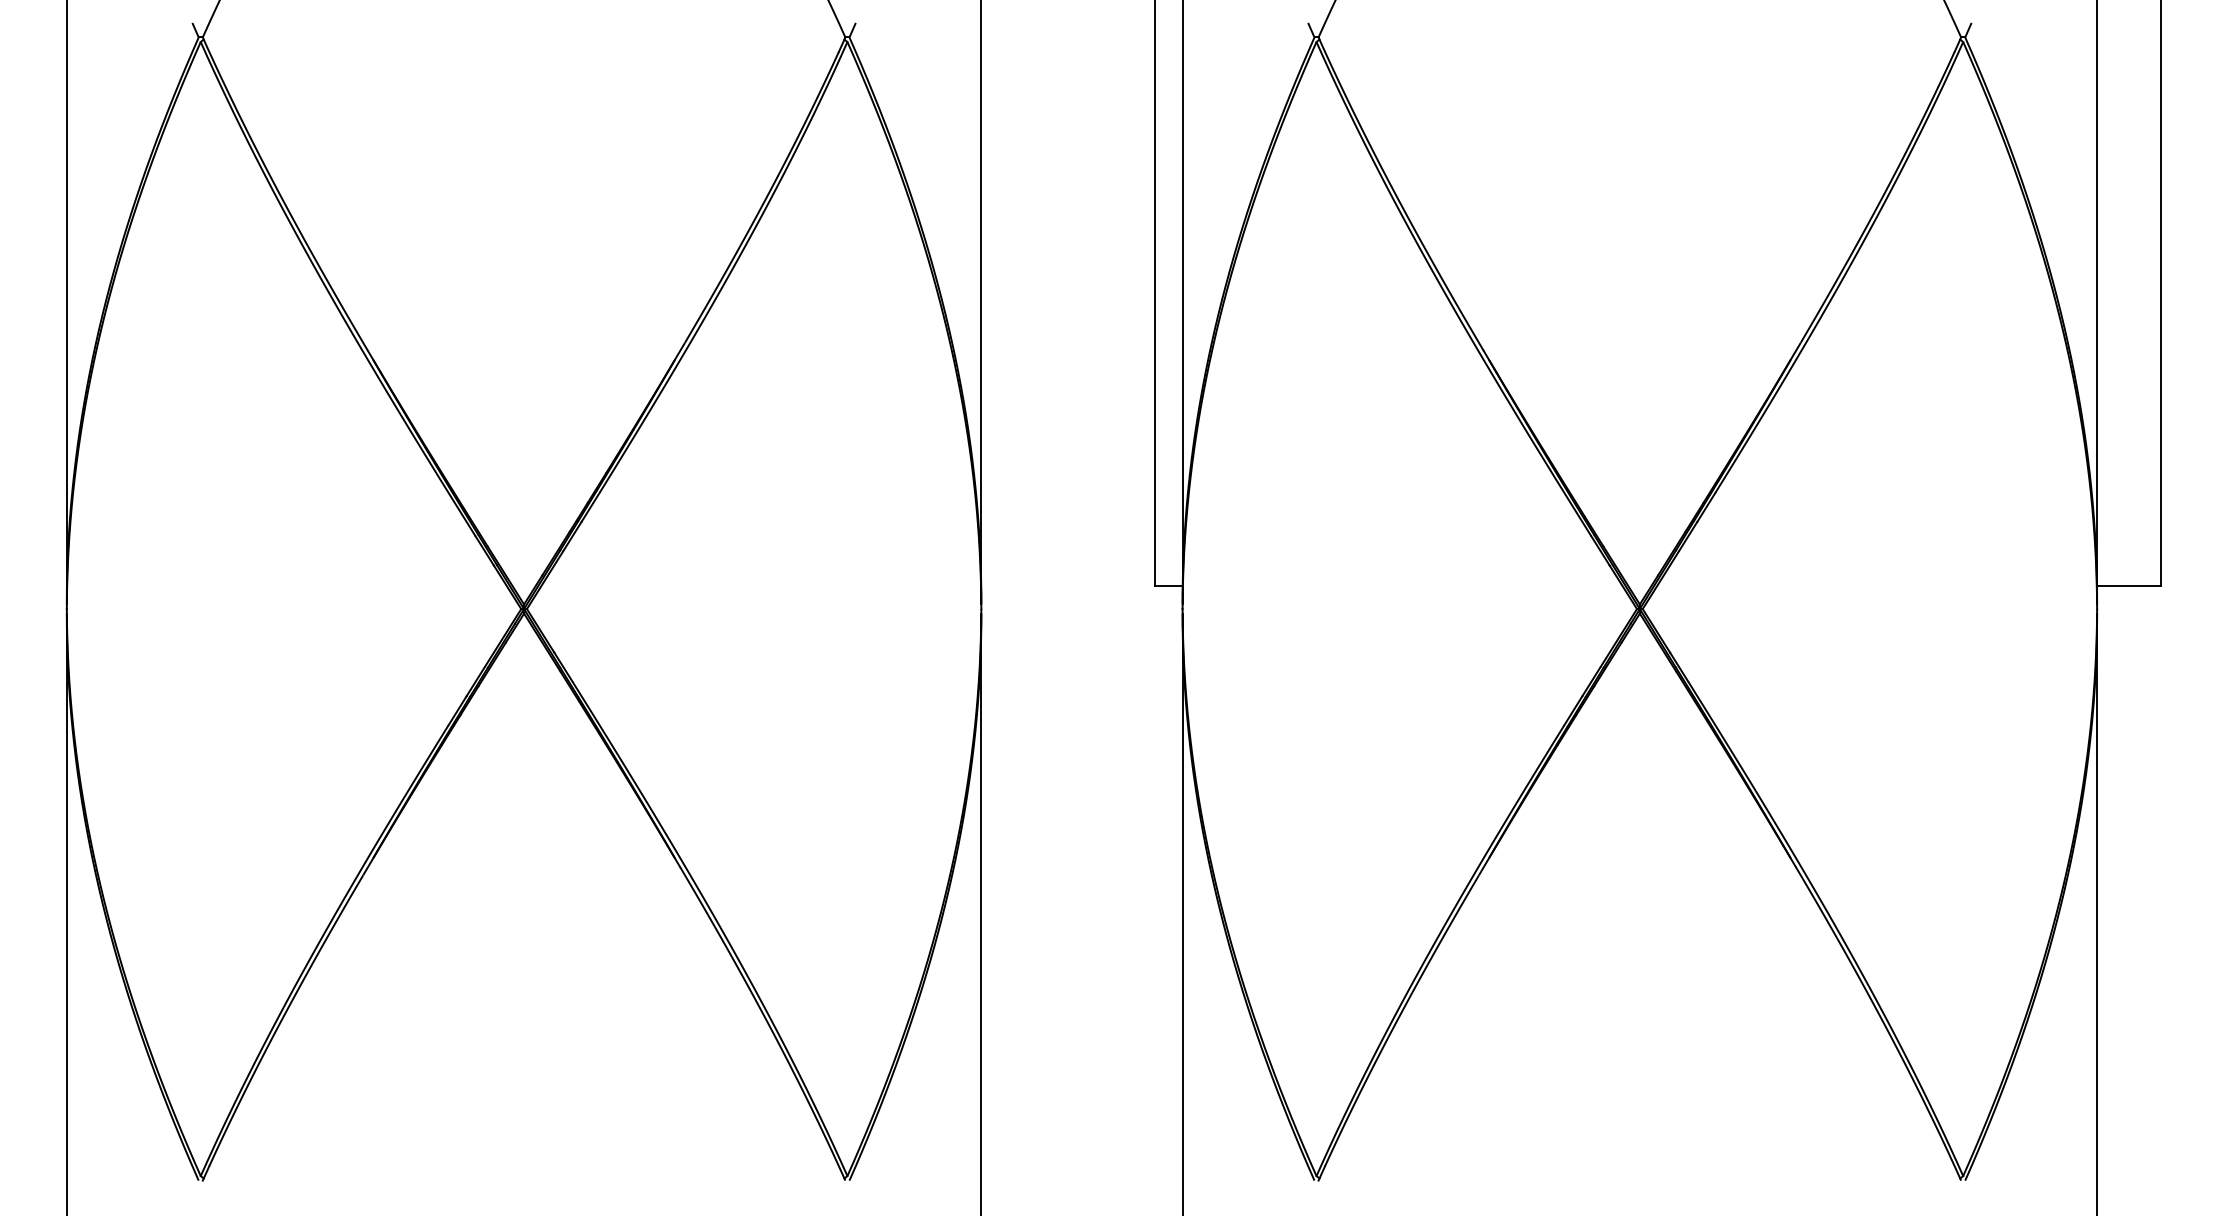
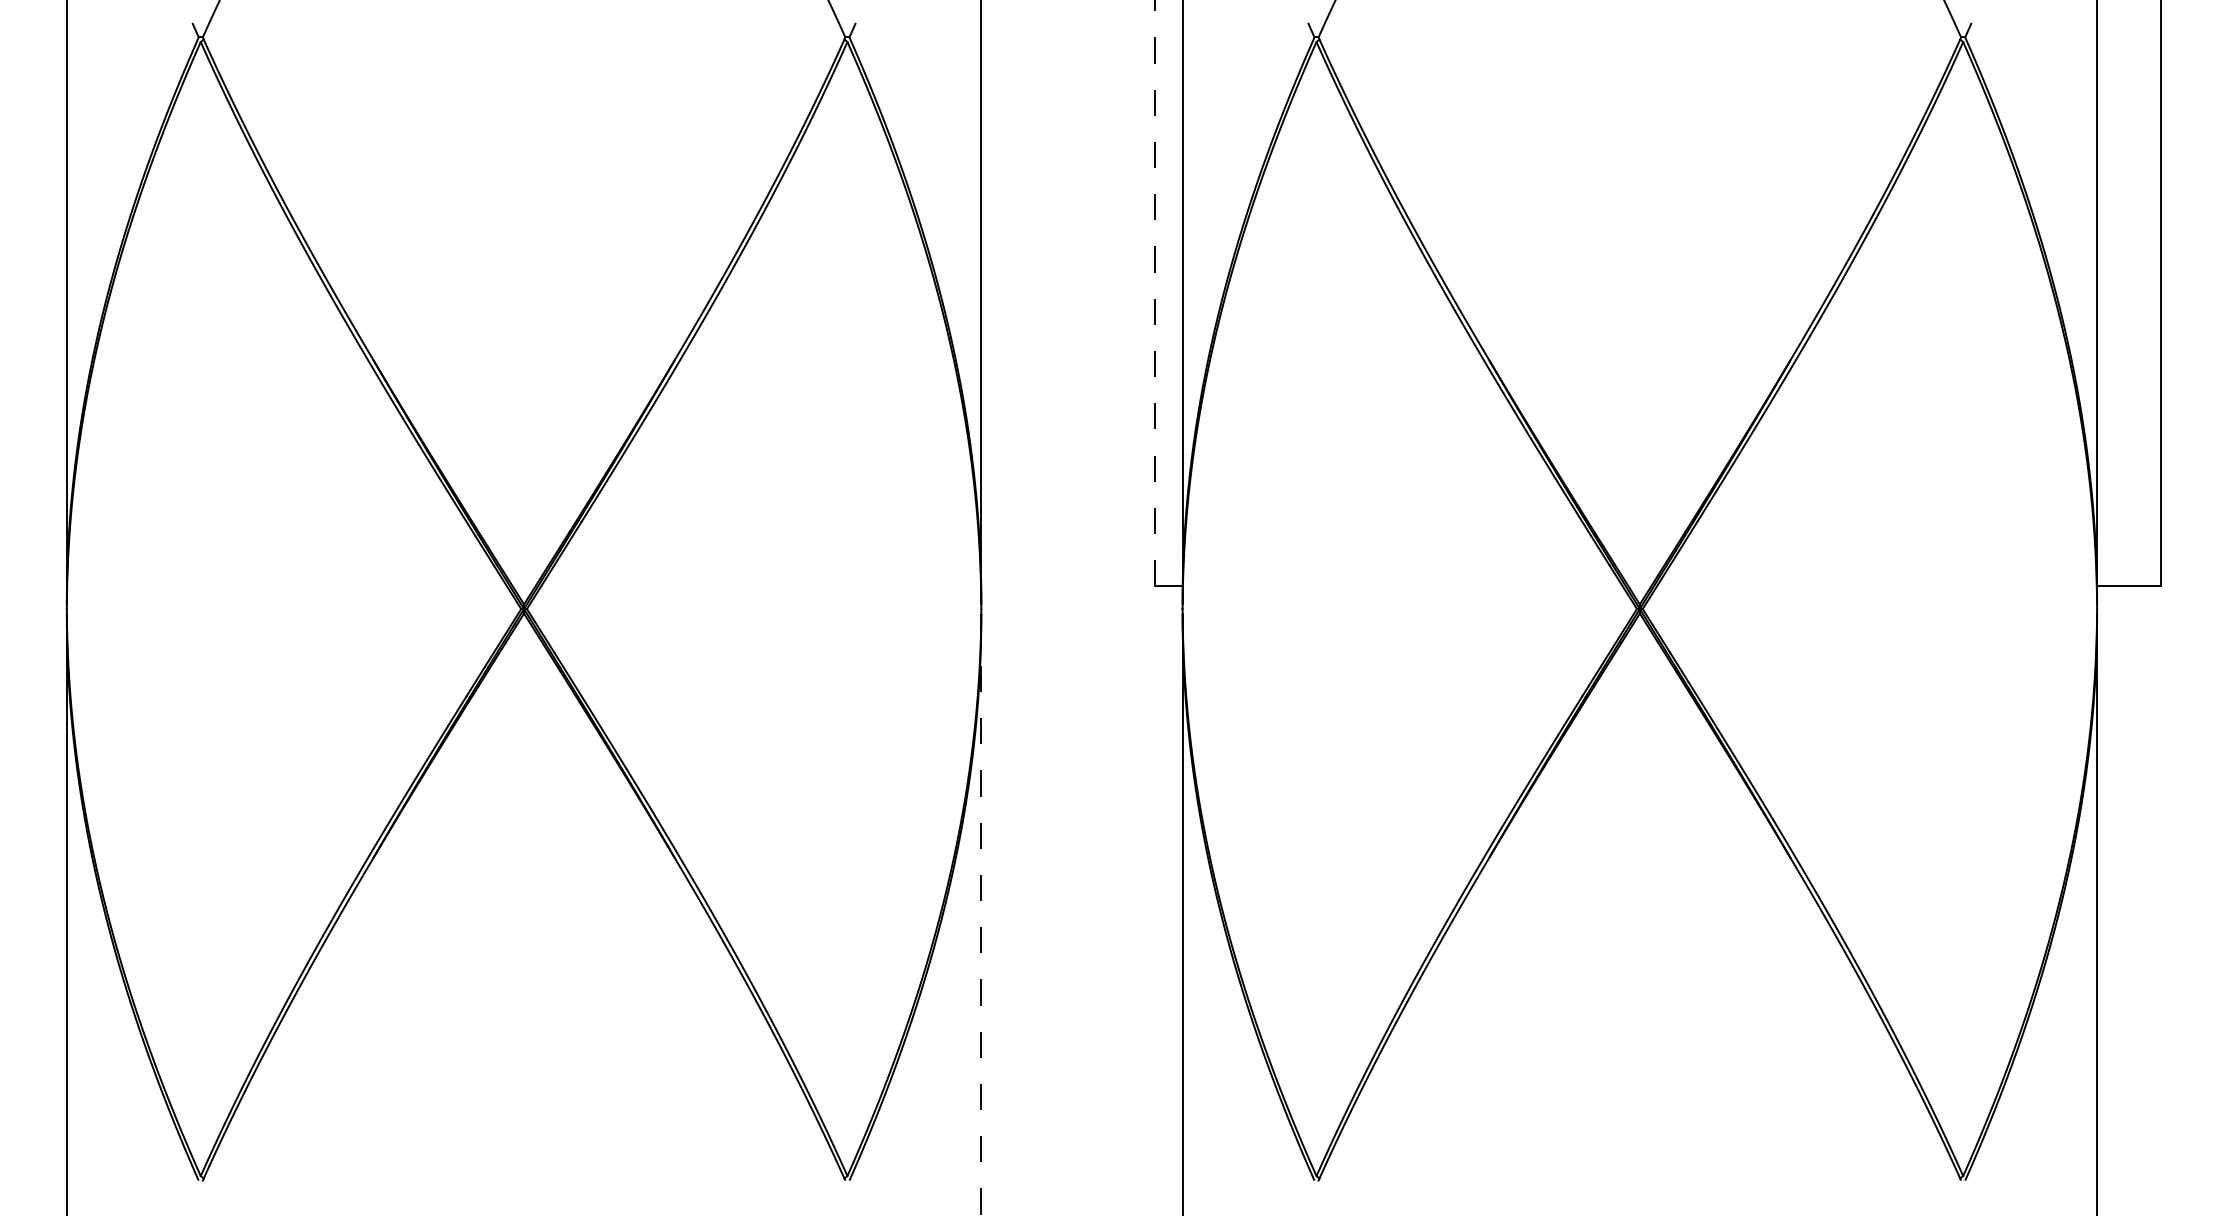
line: solid -> dashed (1155, 293)
line: solid -> dashed (981, 914)
